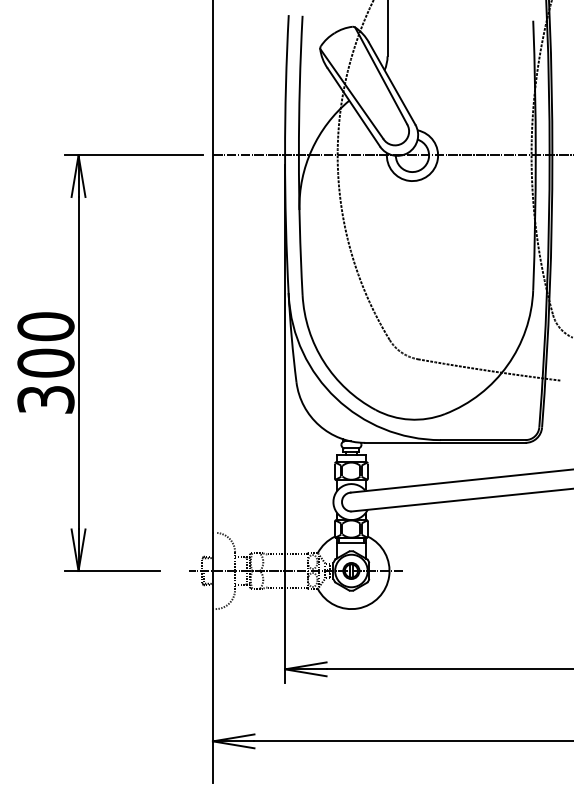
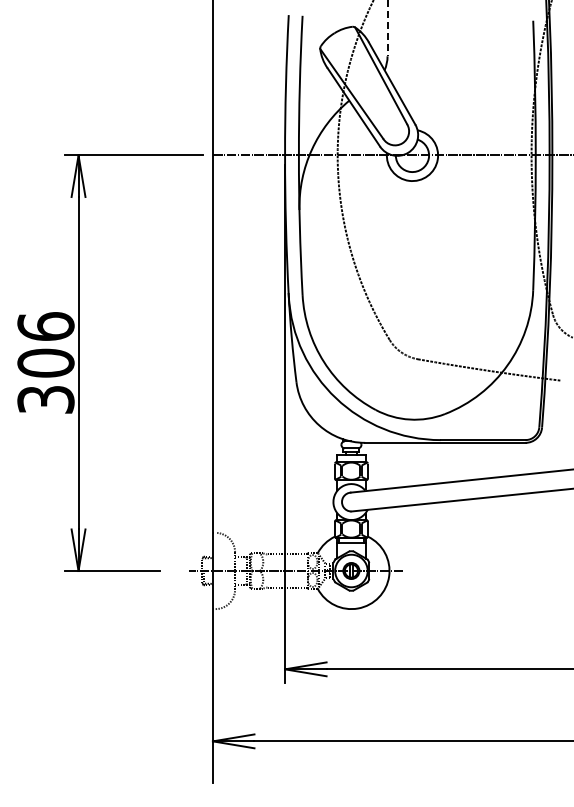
line: solid -> dashed (387, 28)
text: 300 -> 306 (45, 326)
